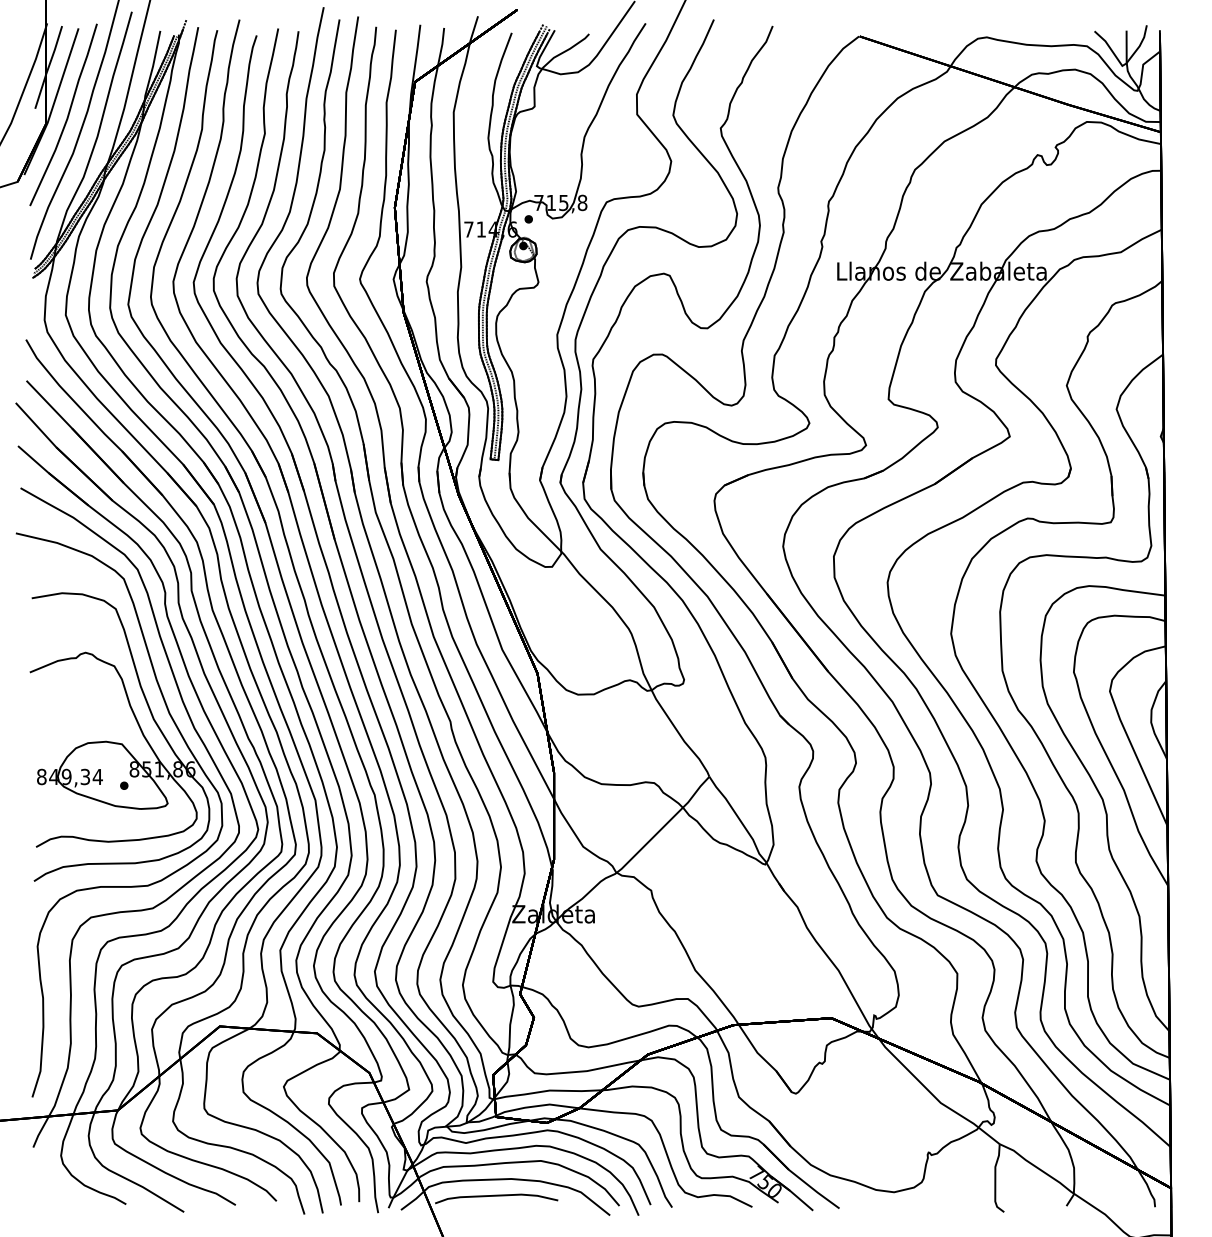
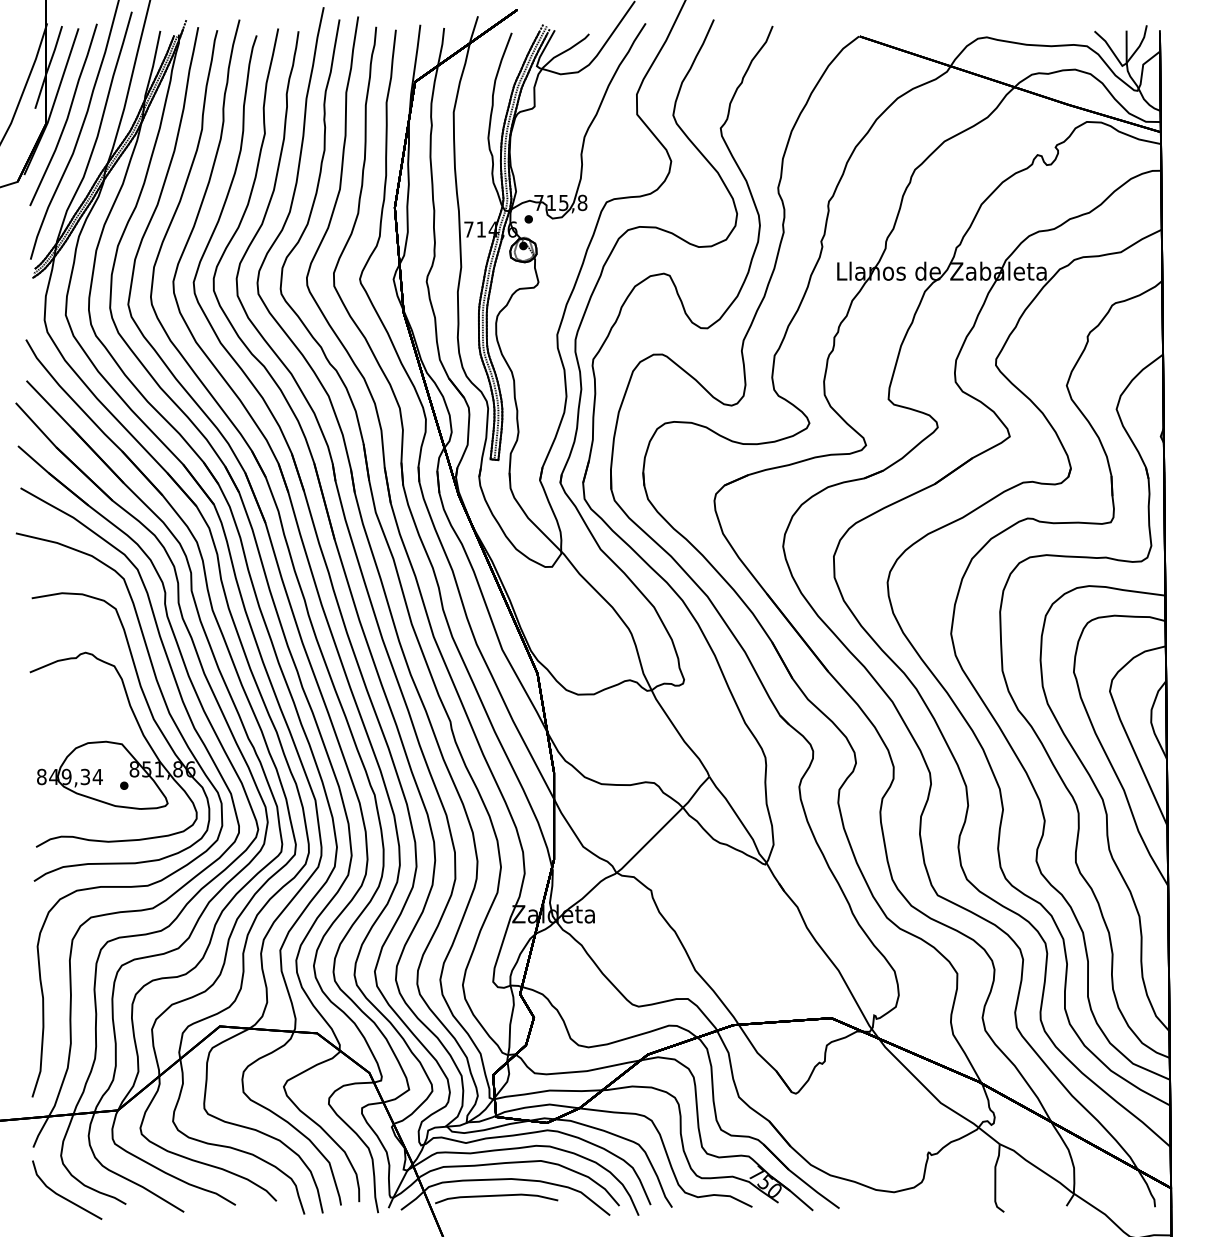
line: none -> present (63, 1196)
